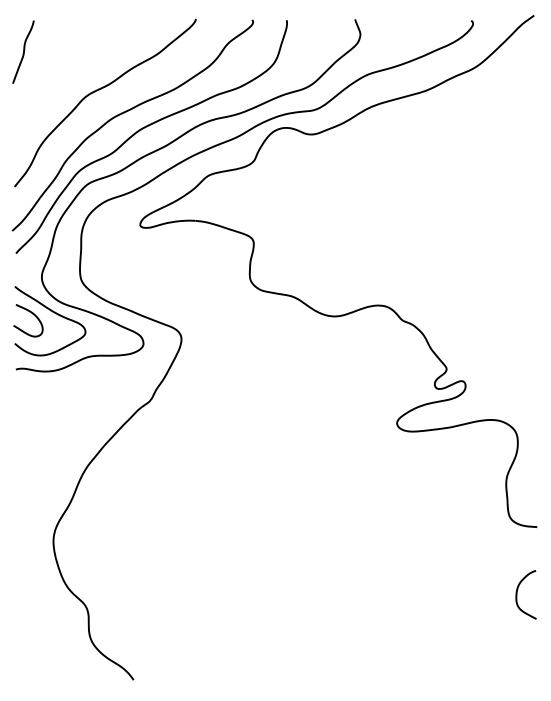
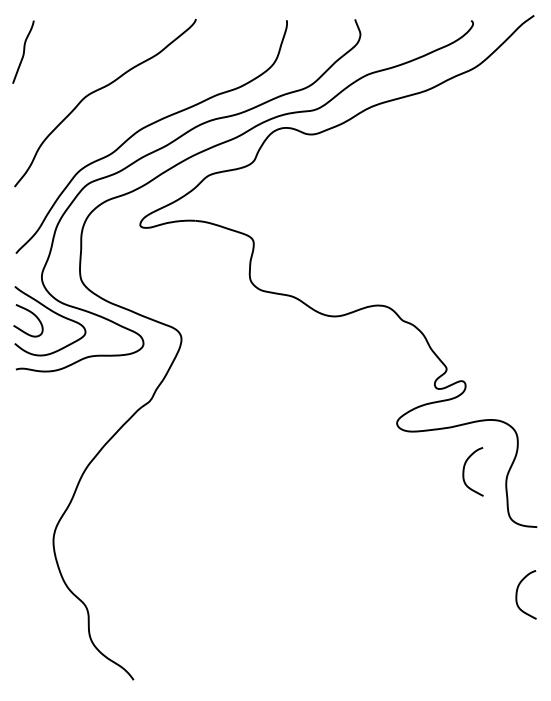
curve: present -> none (126, 112)
curve: none -> present (464, 471)
